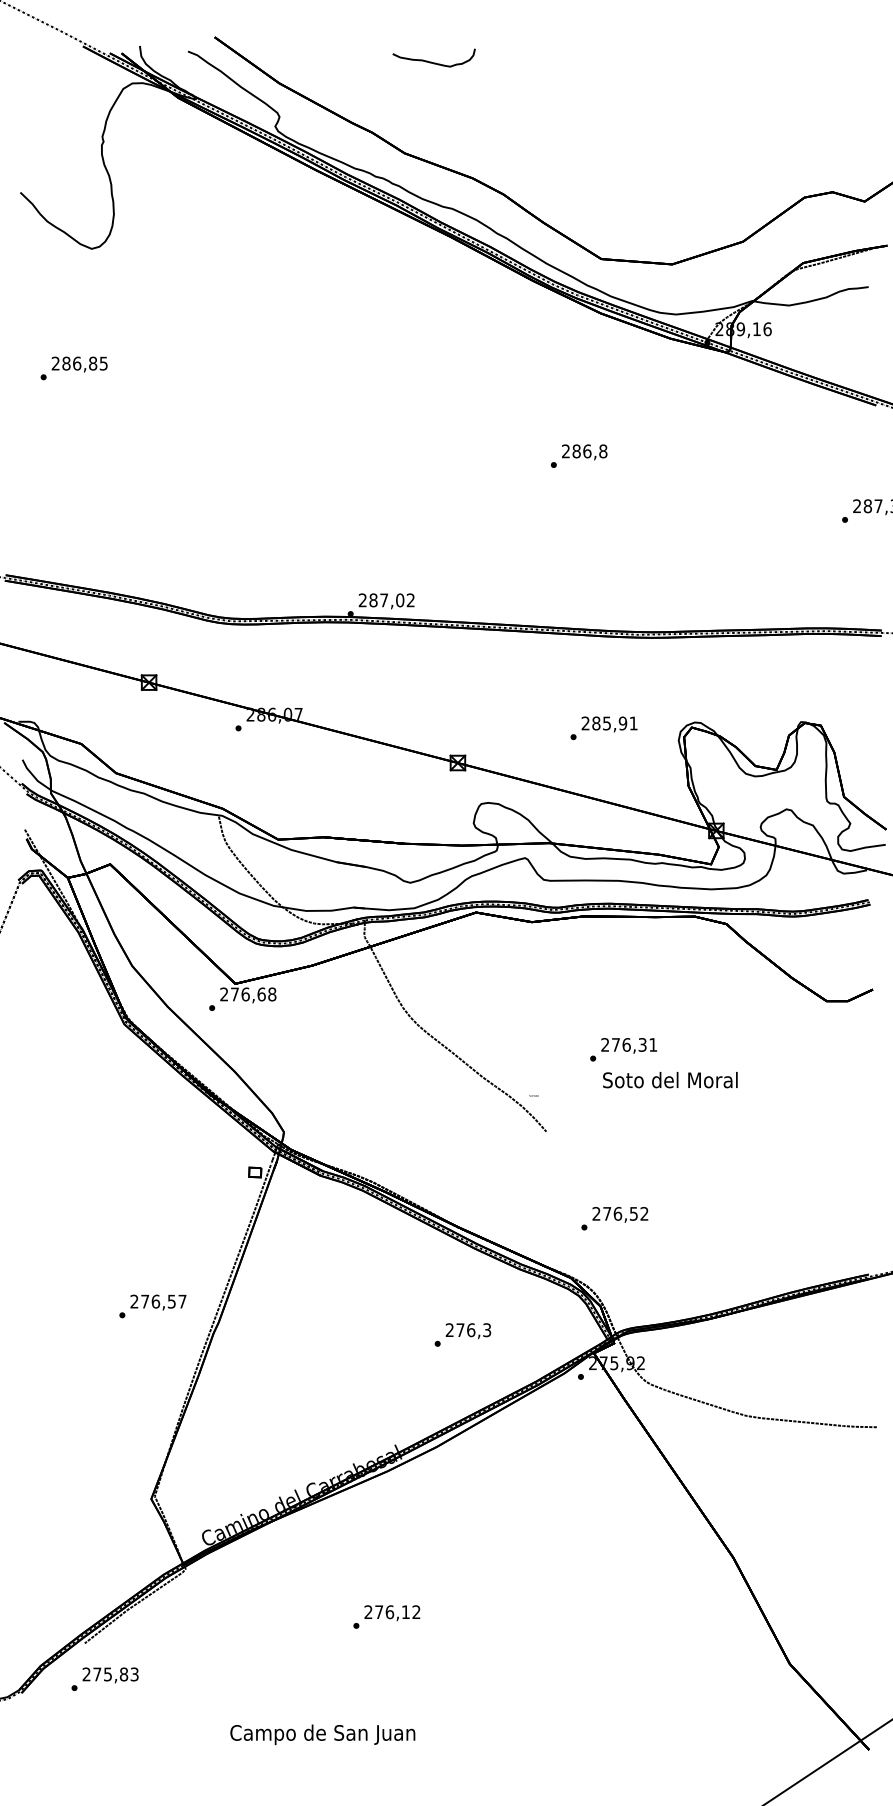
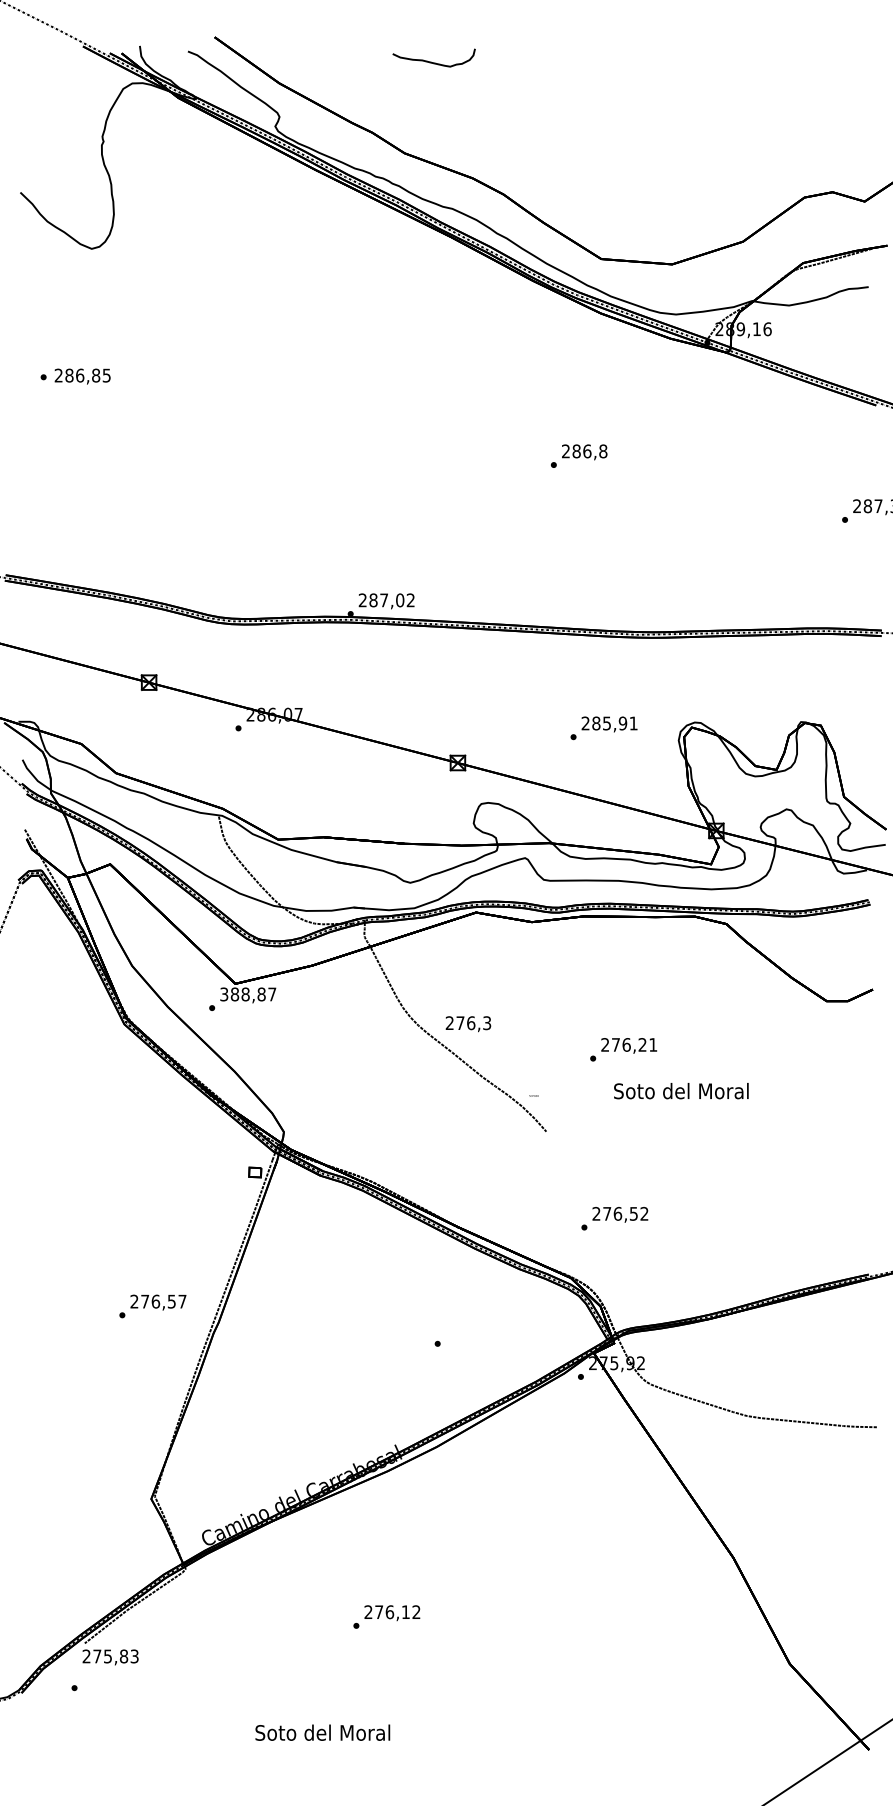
text position: (79, 364) -> (82, 376) (82, 376)
text: 276,68 -> 388,87 (248, 994)
text: 276,31 -> 276,21 (642, 1044)
text position: (670, 1080) -> (681, 1091) (681, 1091)
text position: (468, 1331) -> (468, 1024) (468, 1024)
text position: (110, 1675) -> (110, 1657) (110, 1657)
text: Campo de San Juan -> Soto del Moral (322, 1734)
